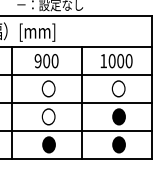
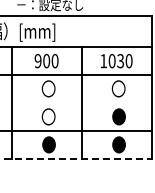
text: 1000 -> 1030 (120, 61)
line: present -> none (76, 103)
line: solid -> dashed (76, 159)
